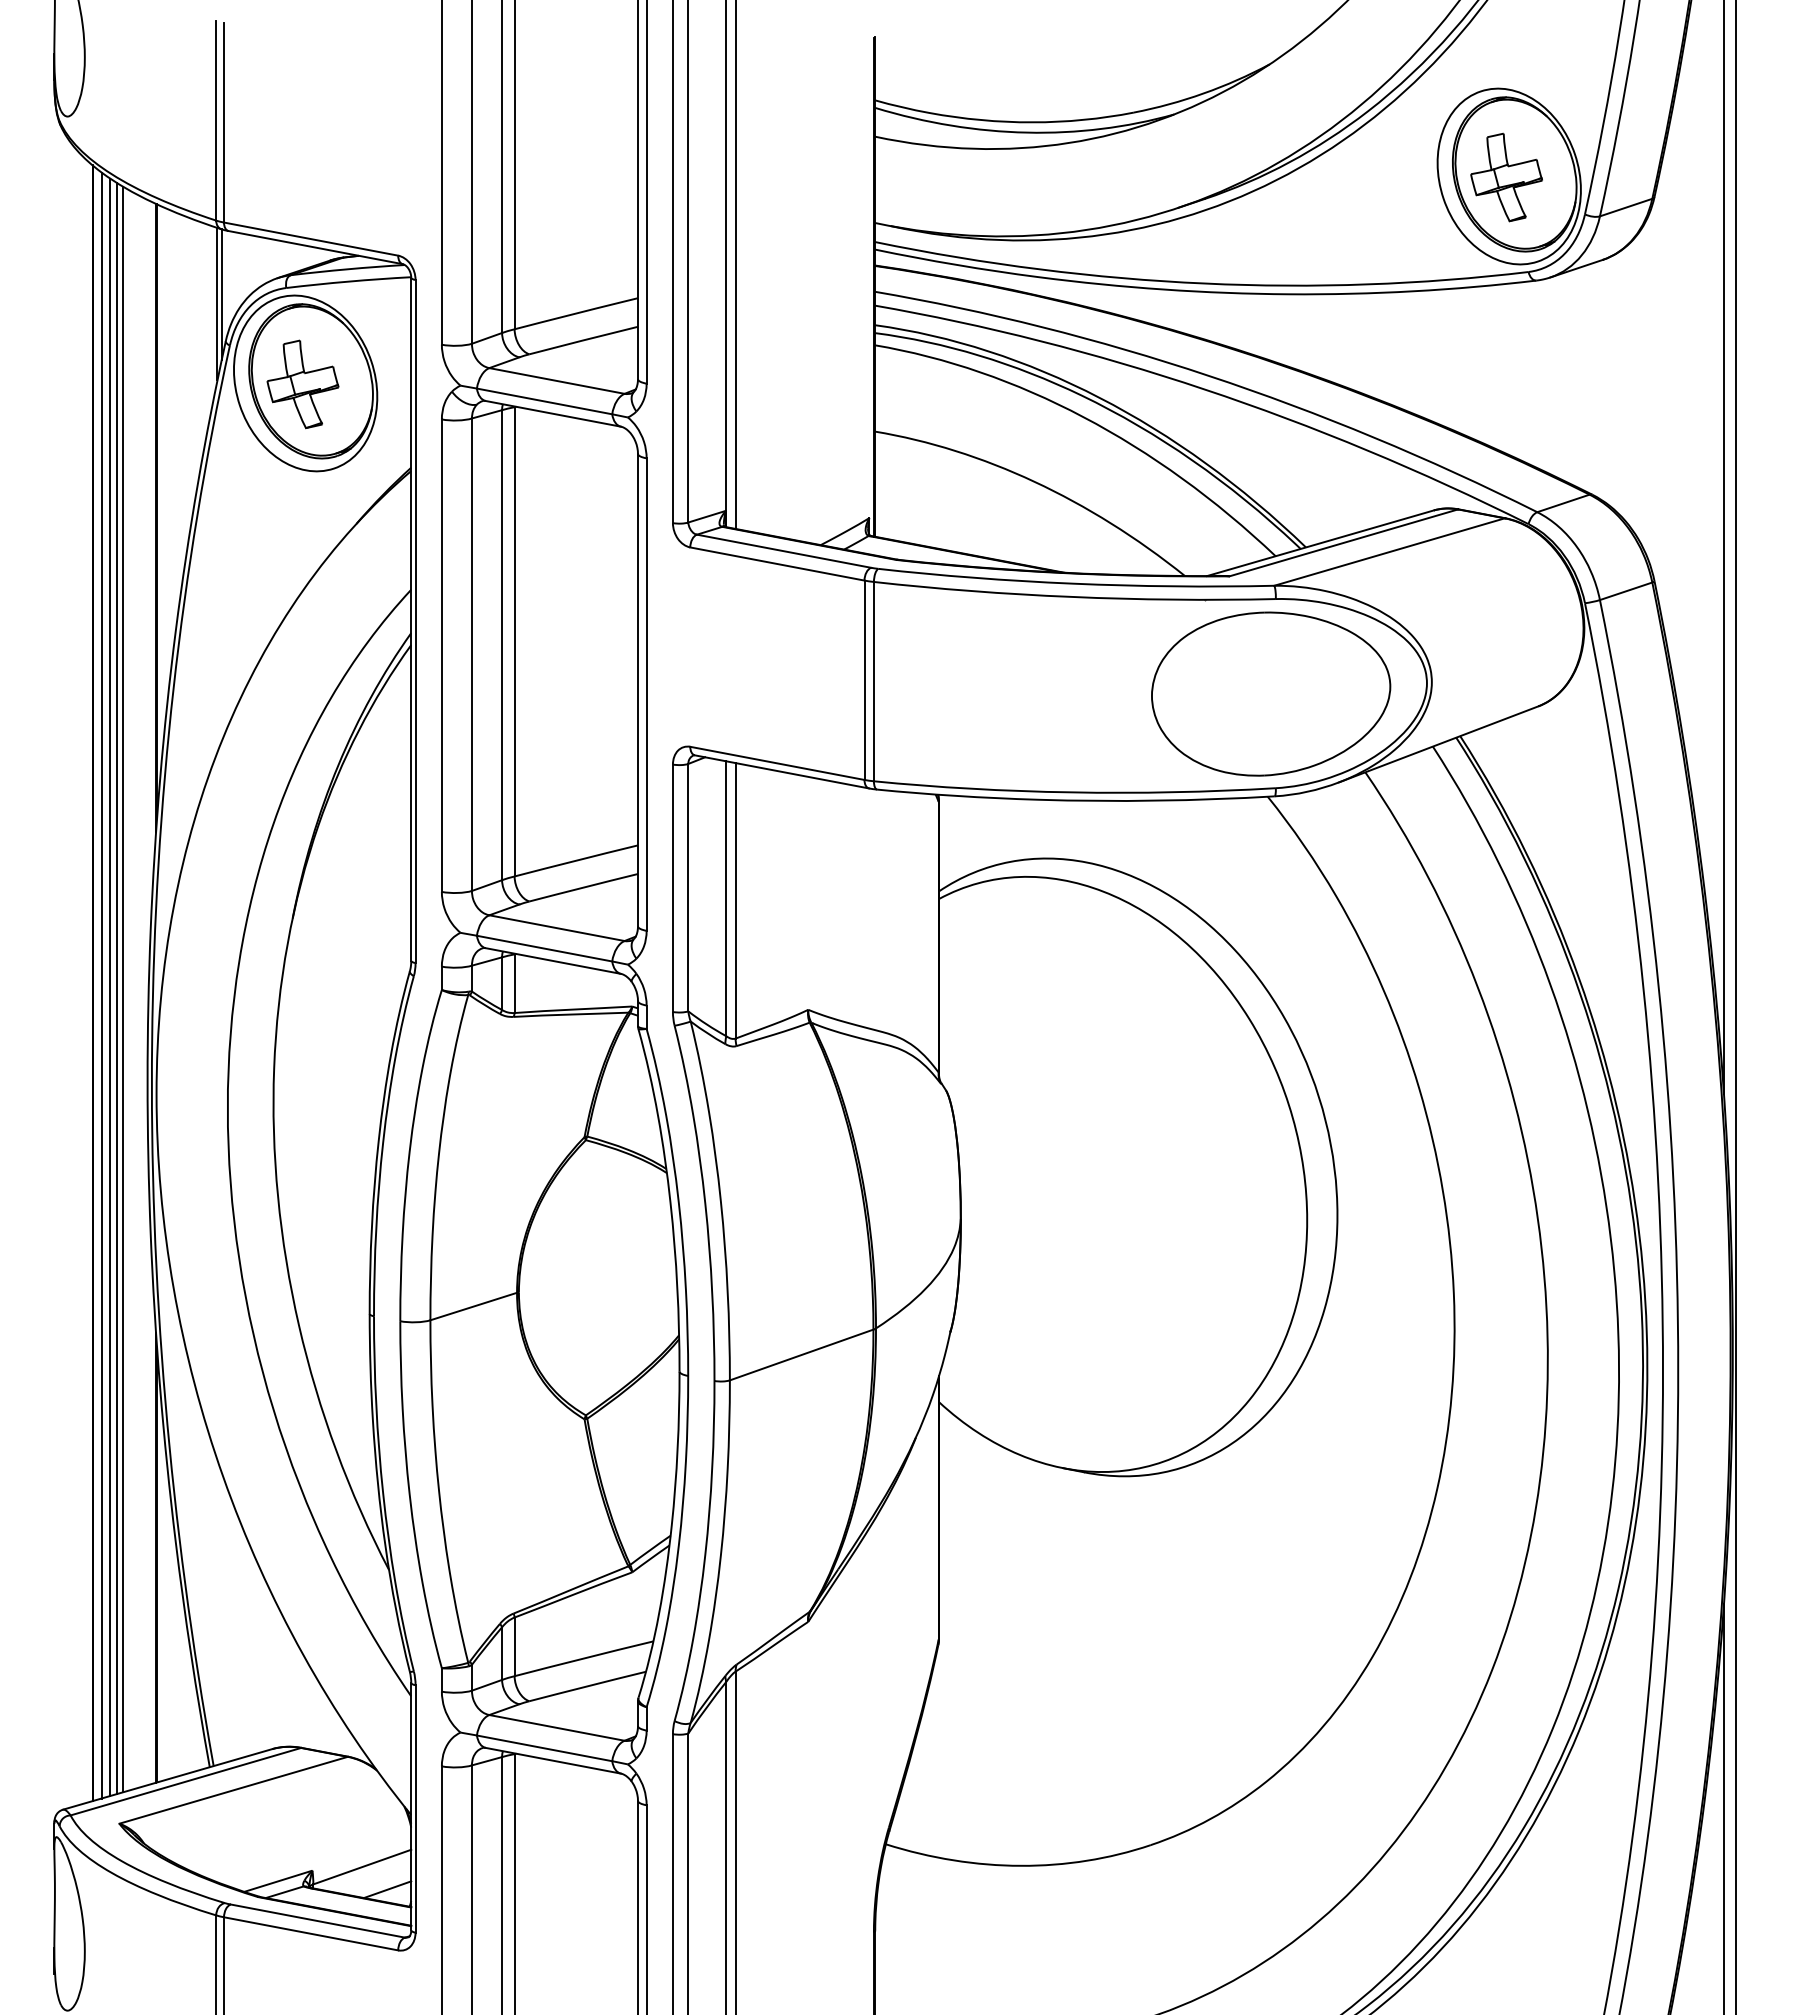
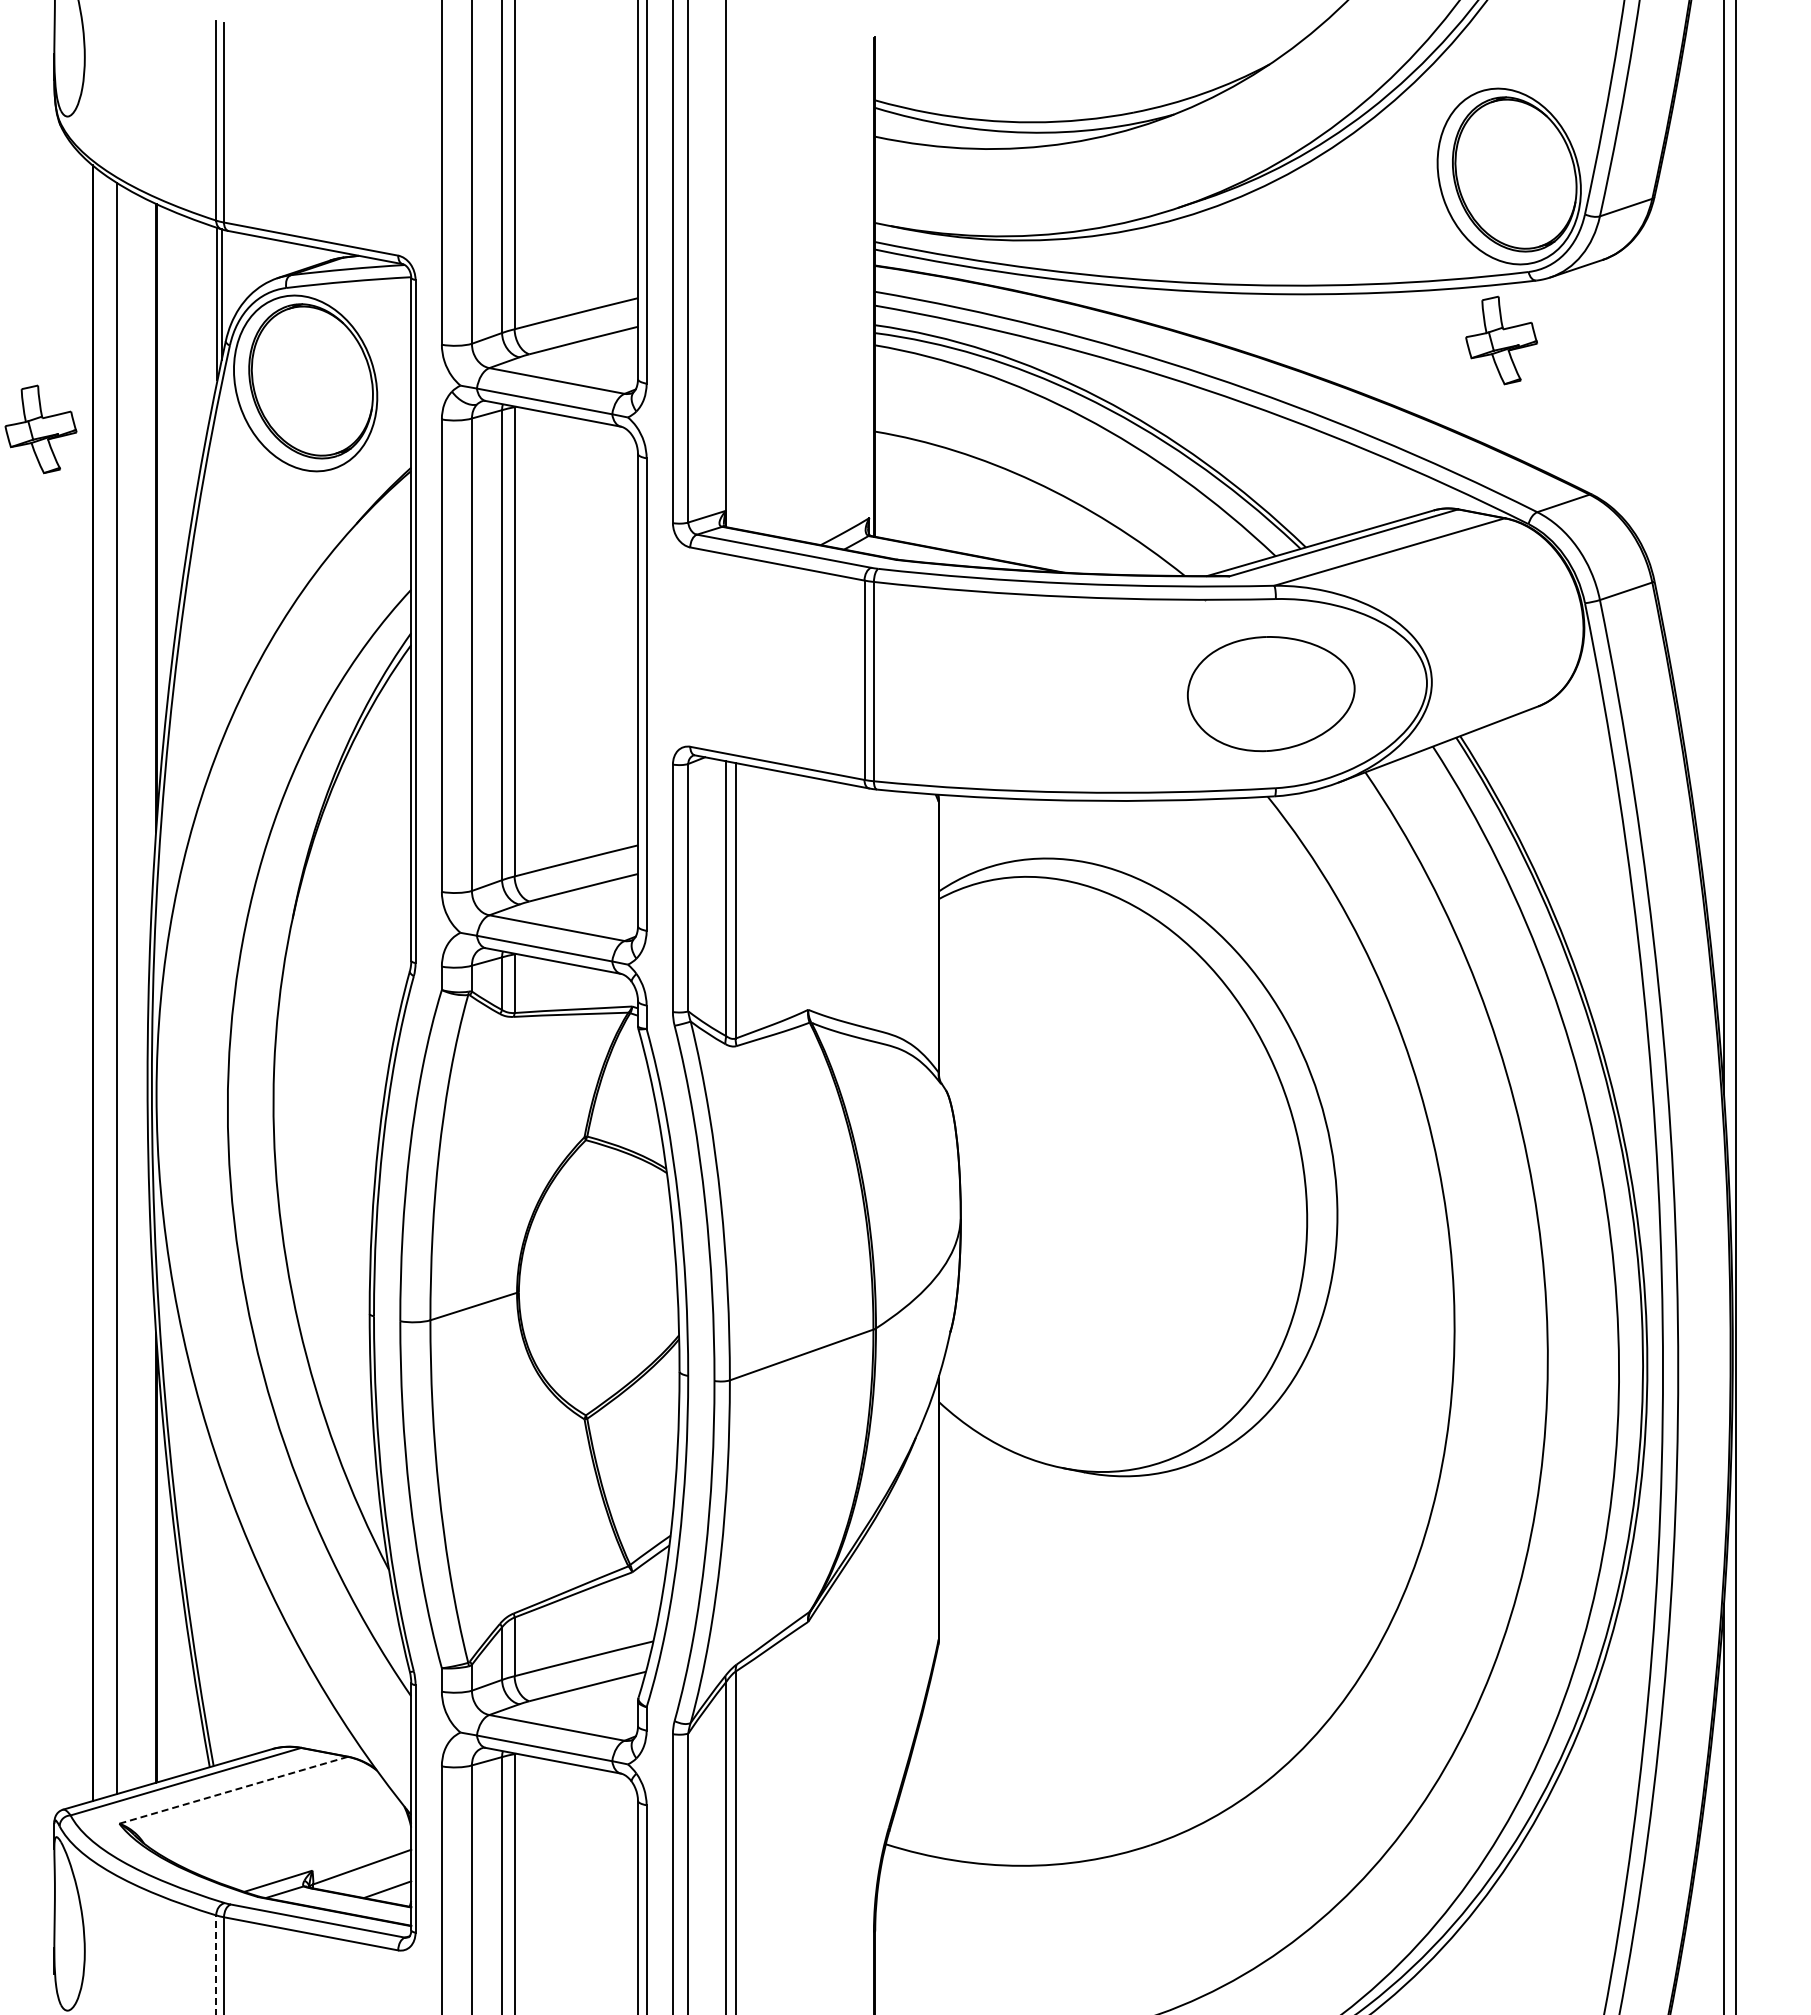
part position: (1506, 177) -> (1501, 340) (1501, 340)
line: present -> none (735, 265)
part position: (302, 384) -> (40, 429) (40, 429)
part size: 241x166 px -> 169x117 px (1271, 694)
line: present -> none (101, 985)
line: present -> none (110, 987)
line: present -> none (122, 989)
line: solid -> dashed (233, 1790)
line: solid -> dashed (216, 1964)
